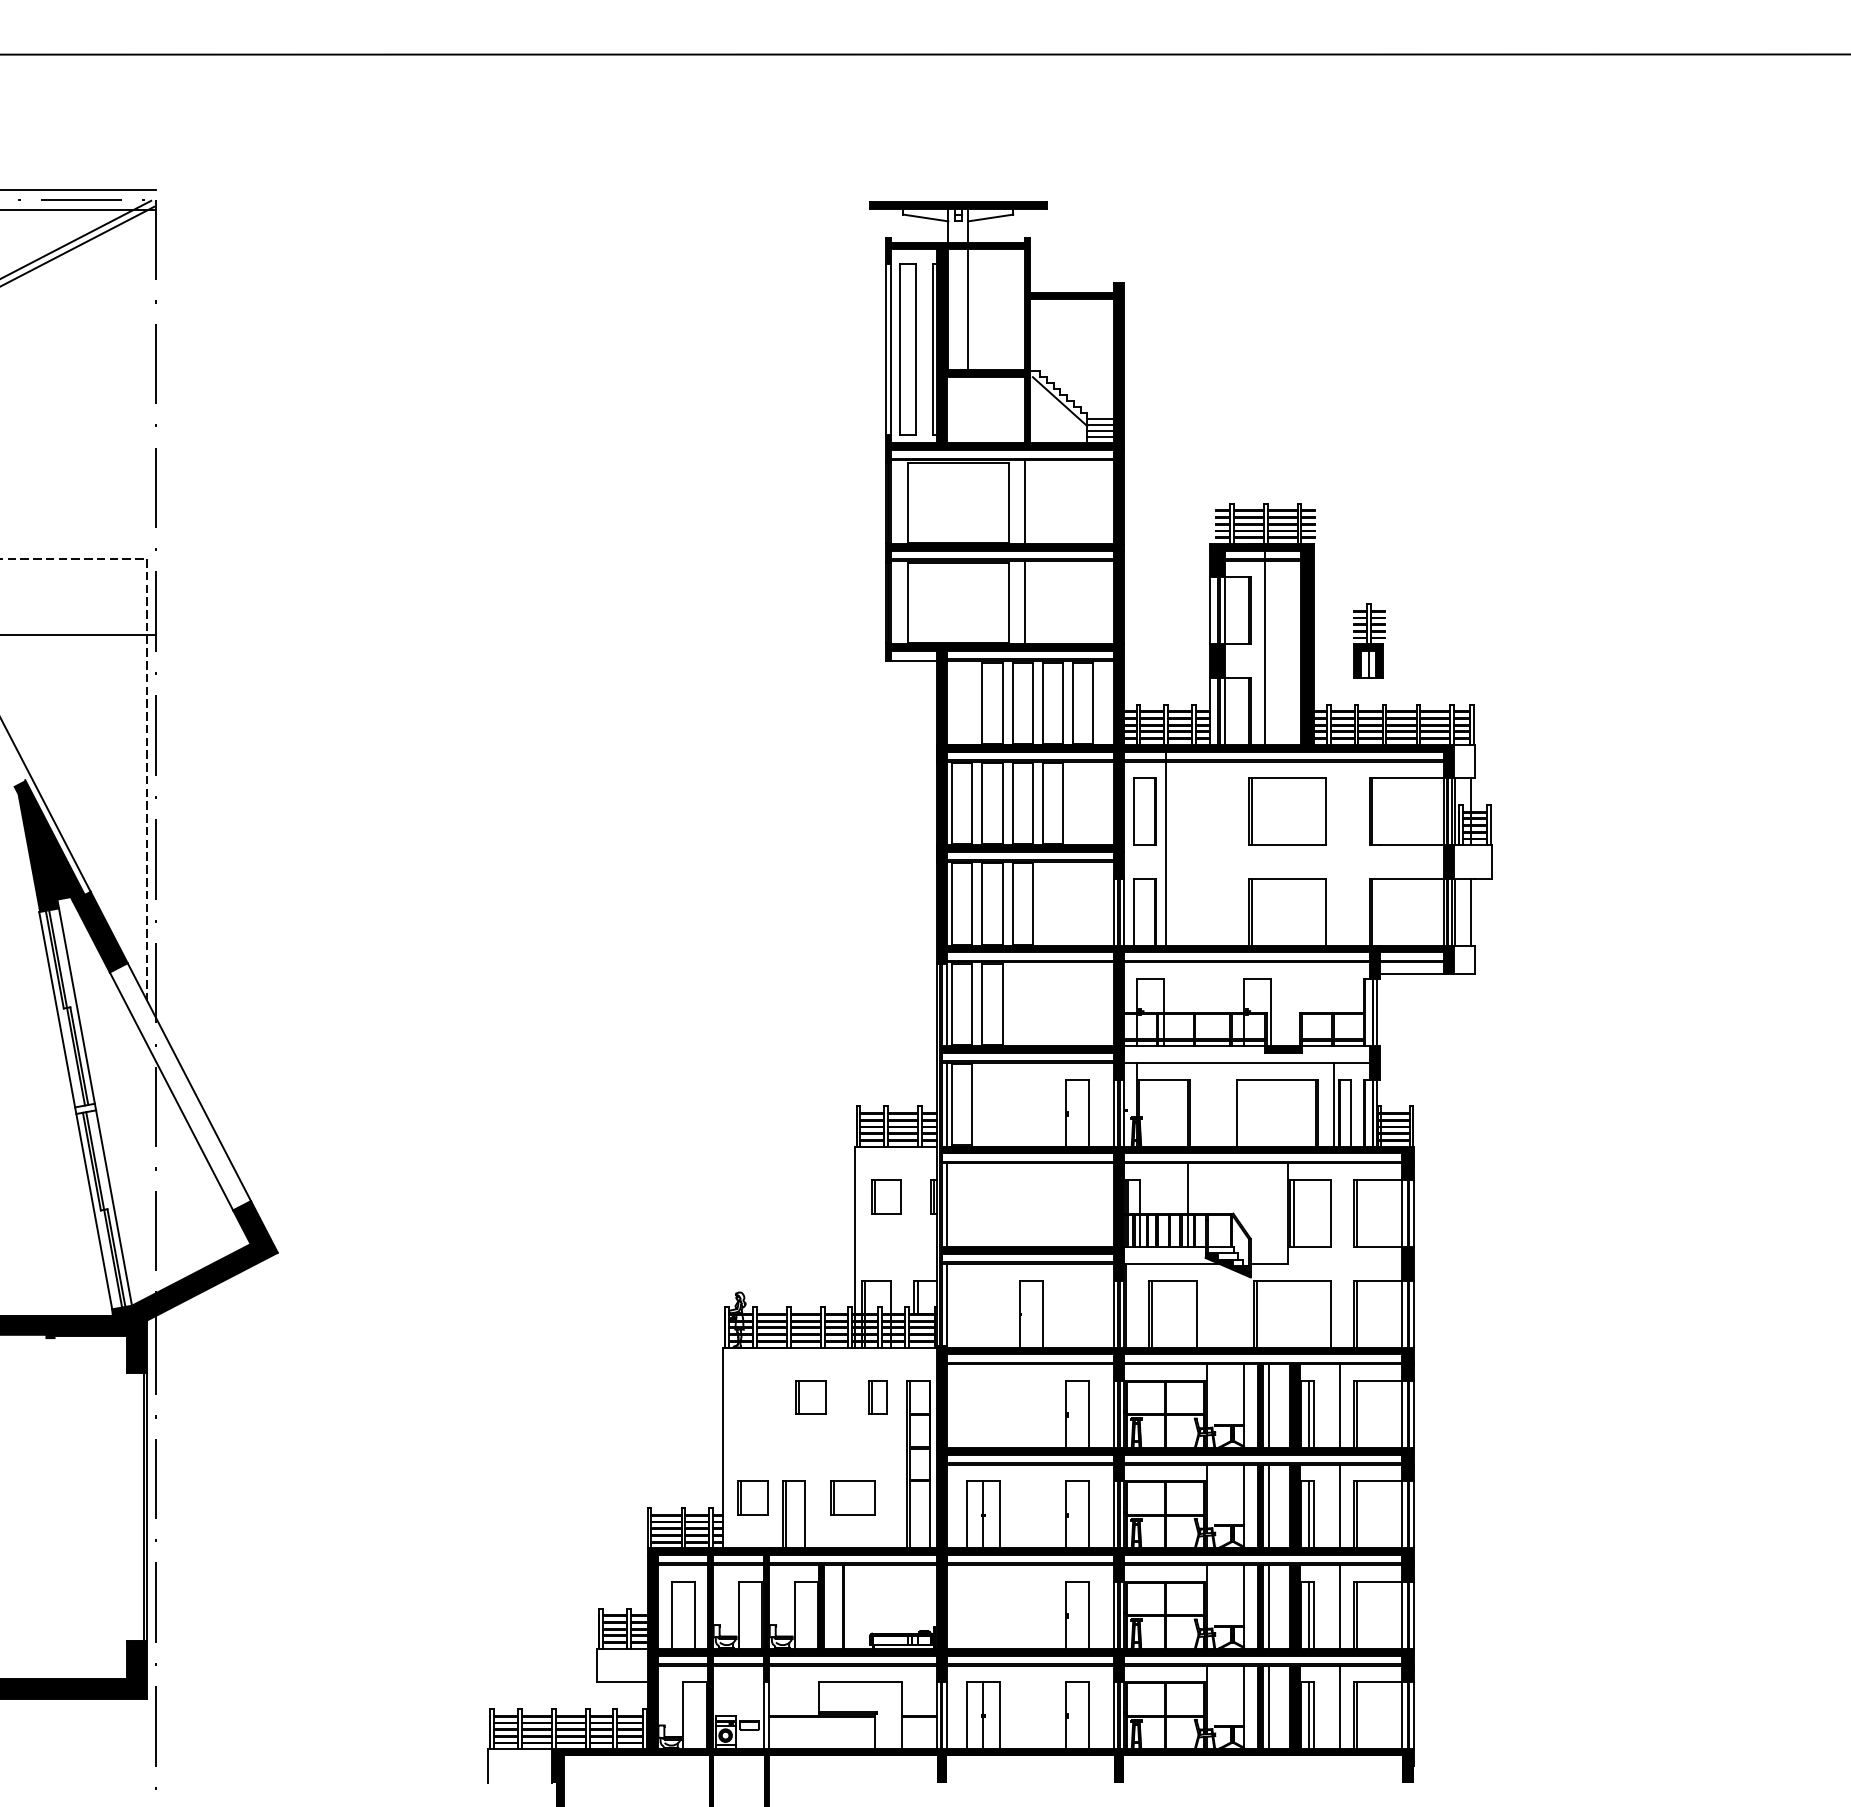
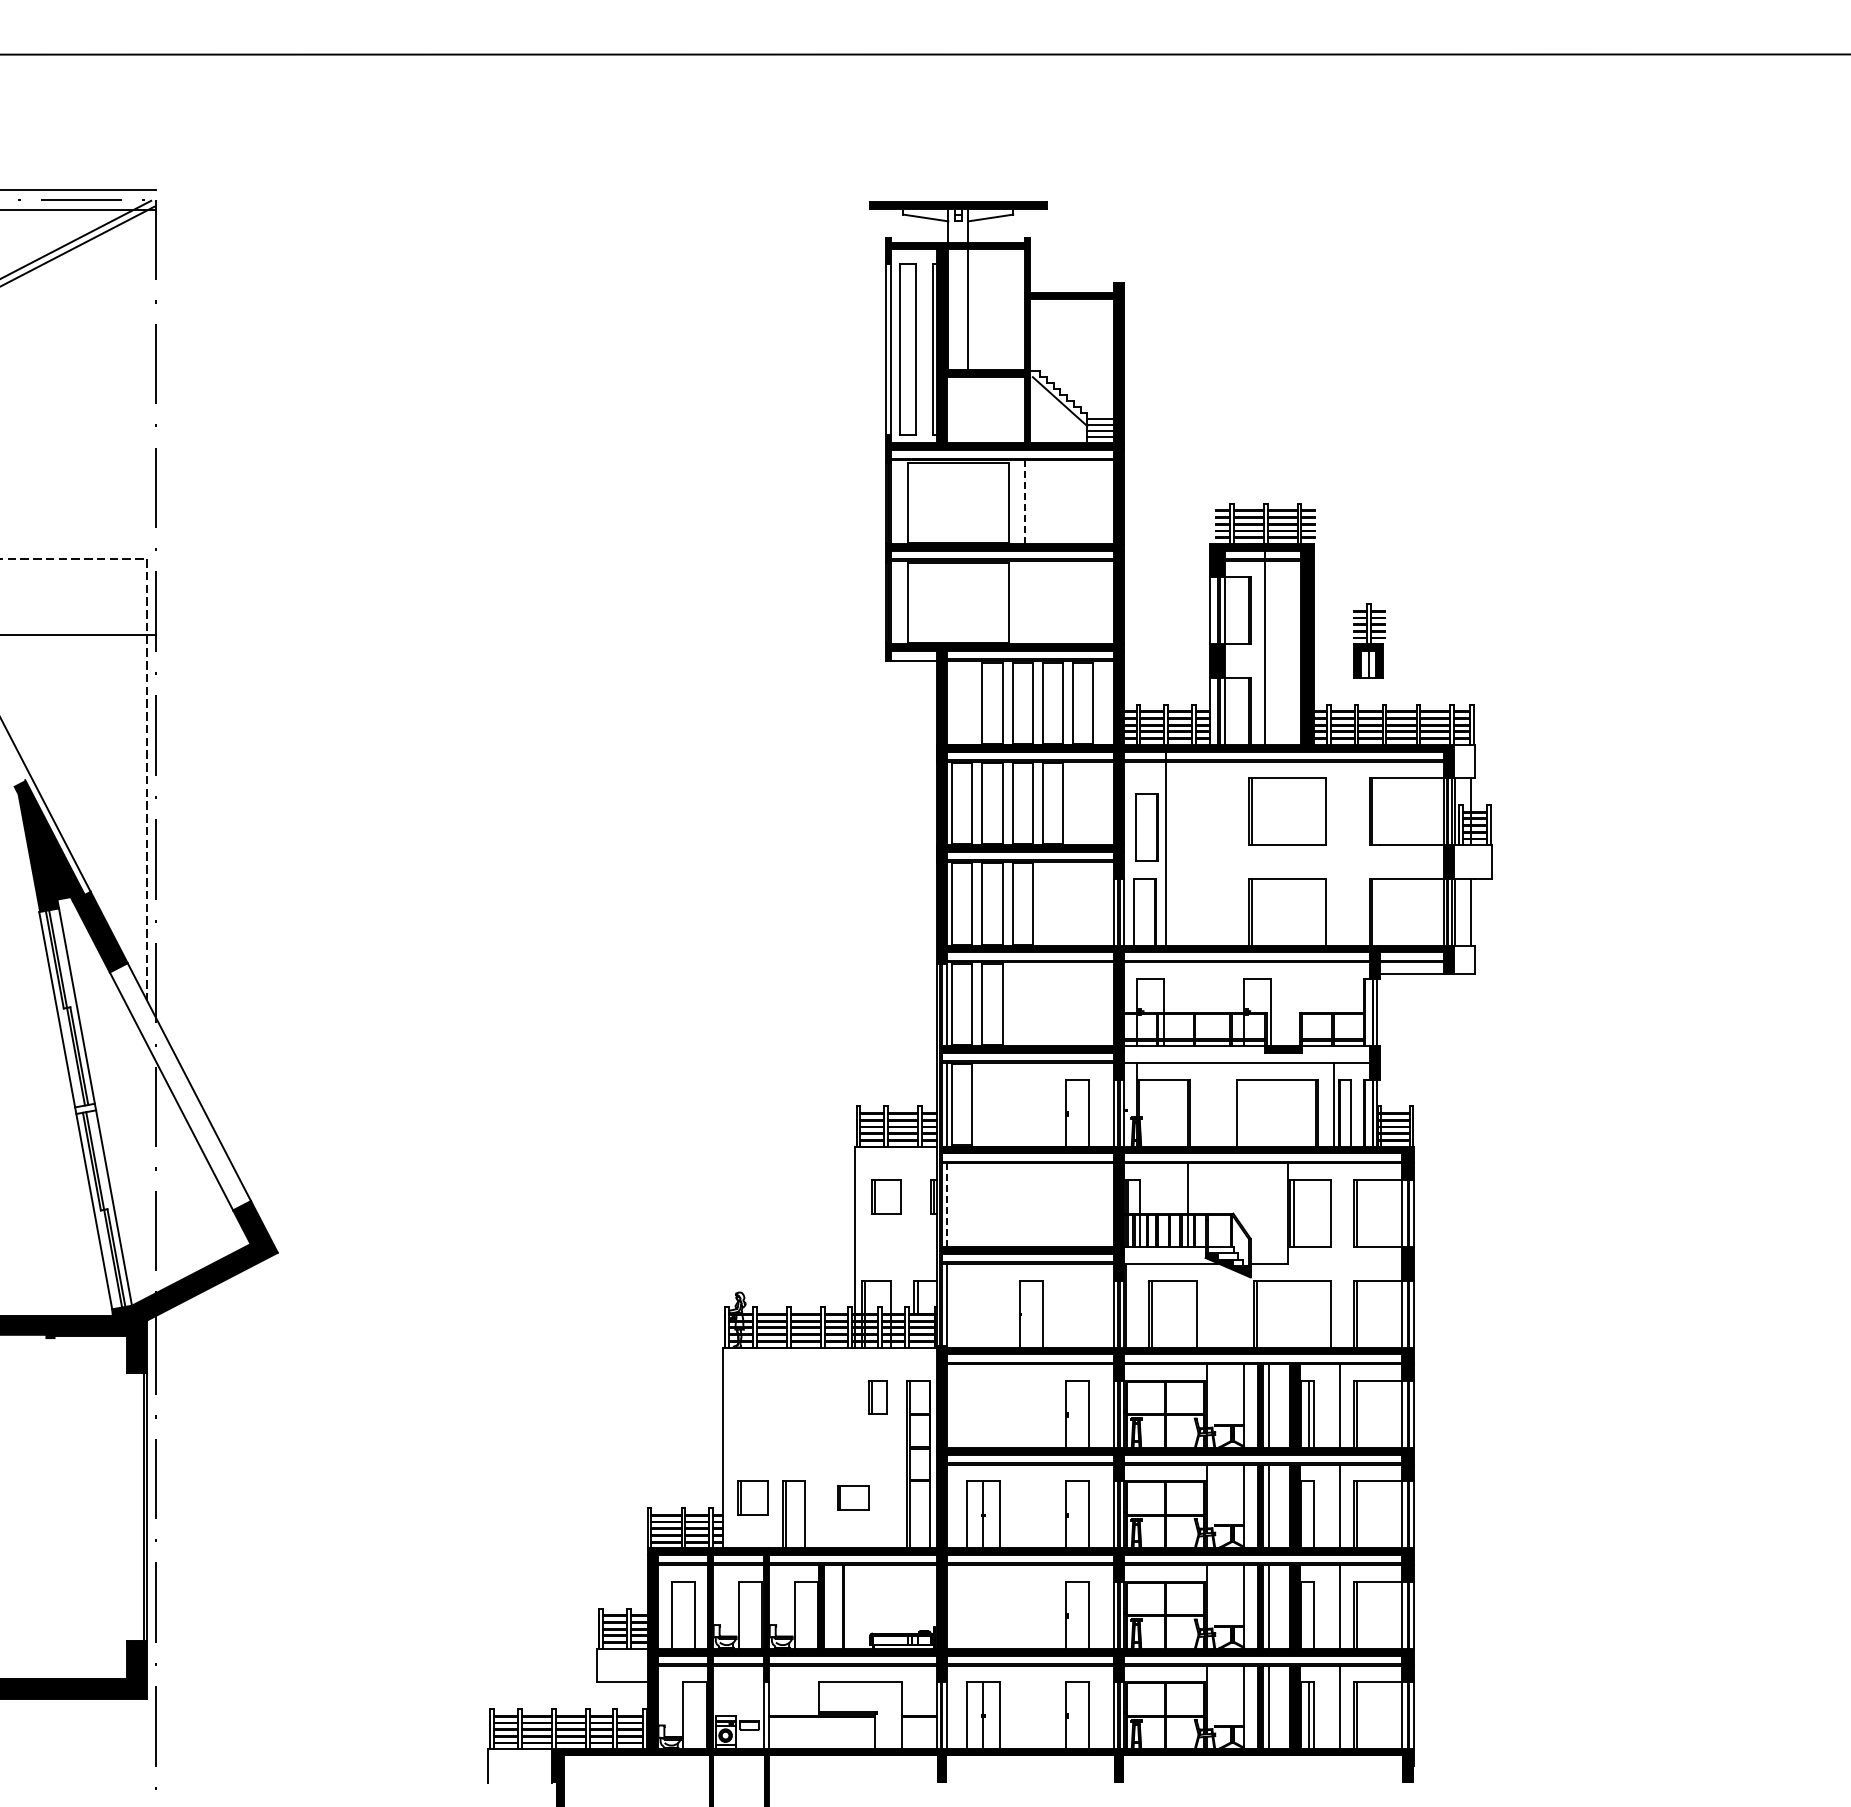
line: solid -> dashed (1025, 502)
line: present -> none (1025, 602)
part position: (1144, 811) -> (1146, 827) (1146, 827)
line: solid -> dashed (946, 1205)
part: present -> none (810, 1397)
part size: 46x36 px -> 33x26 px (853, 1497)
line: present -> none (1309, 1514)
line: present -> none (1309, 1614)
